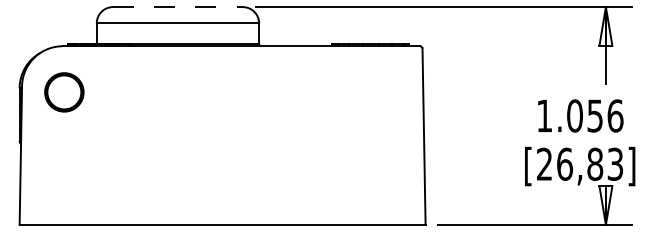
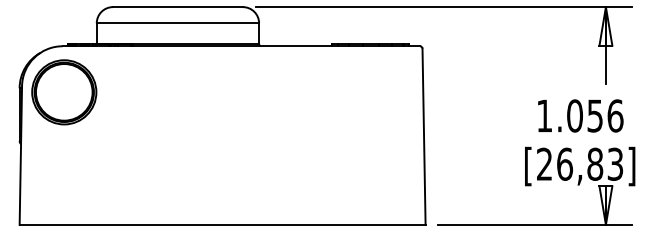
line: dashed -> solid (177, 7)
part size: 41x41 px -> 67x67 px (64, 92)
